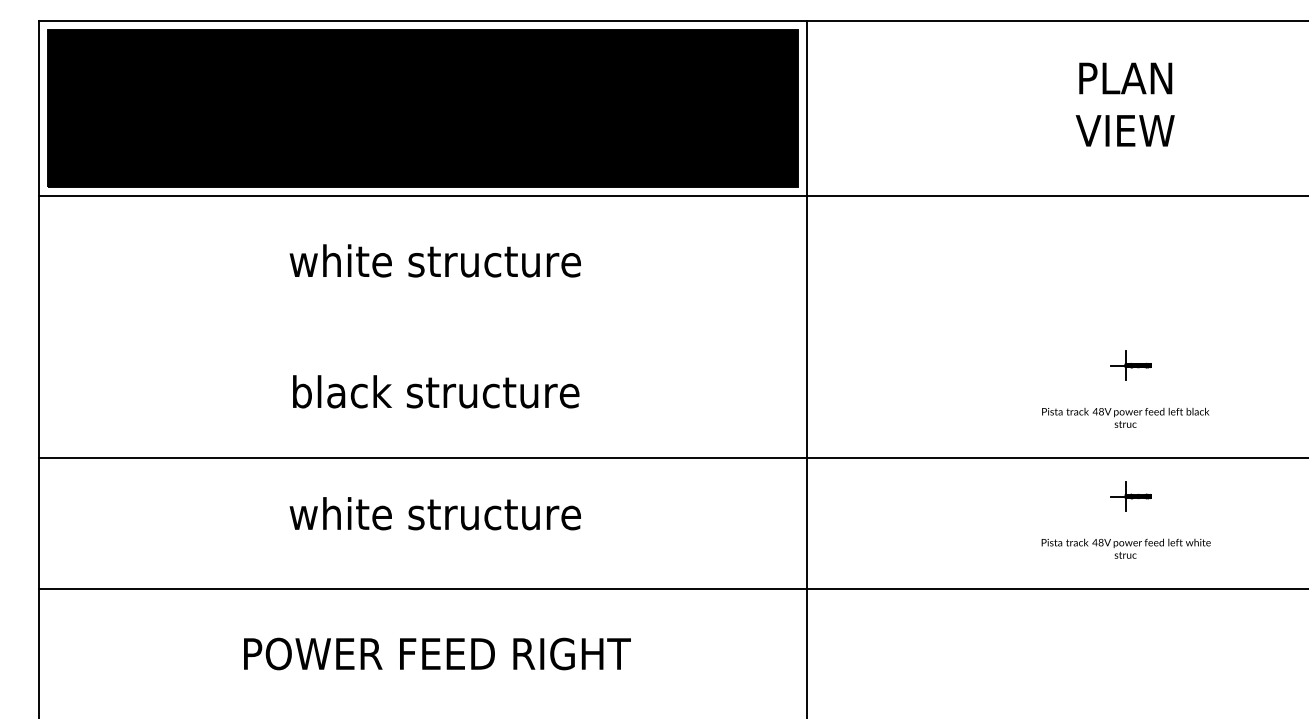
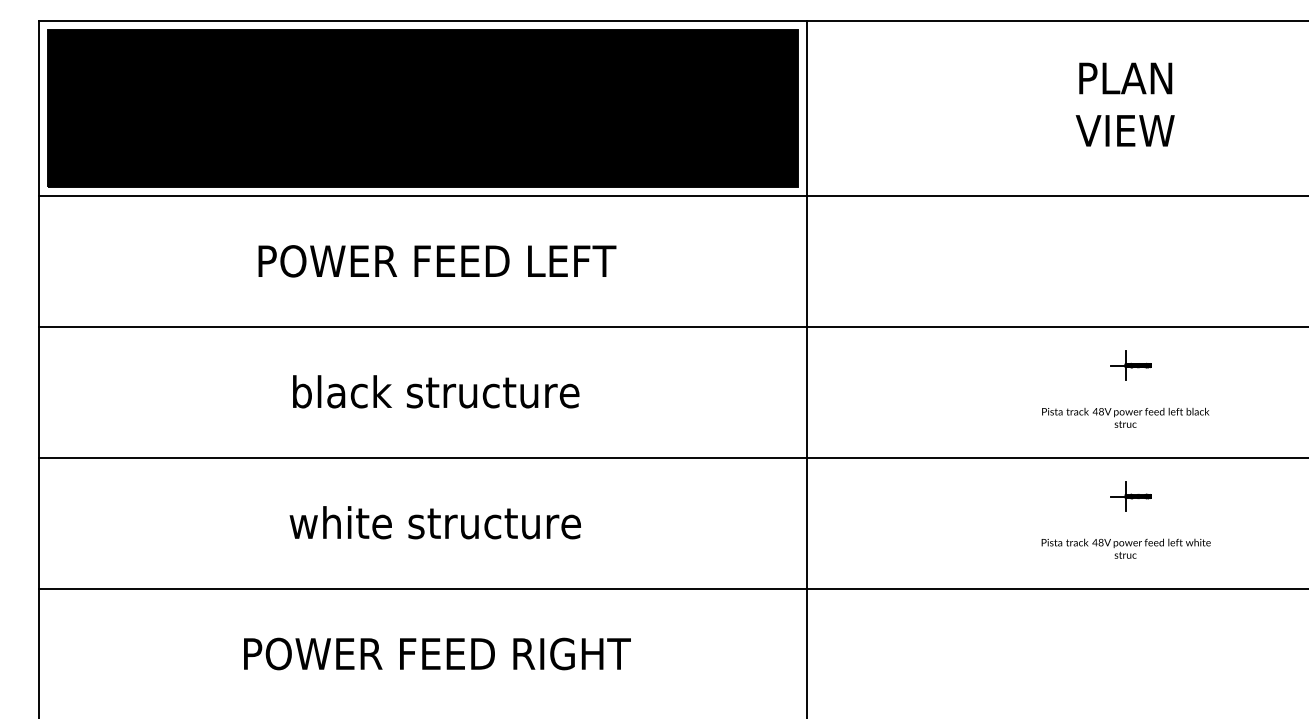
text: white structure -> POWER FEED LEFT (437, 260)
line: none -> present (672, 326)
text position: (434, 513) -> (434, 522) (434, 522)
